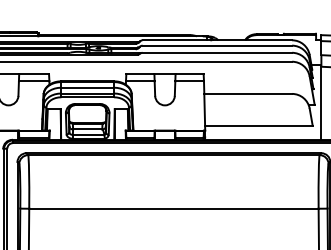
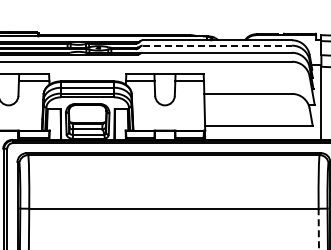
line: solid -> dashed (217, 45)
line: solid -> dashed (318, 228)
